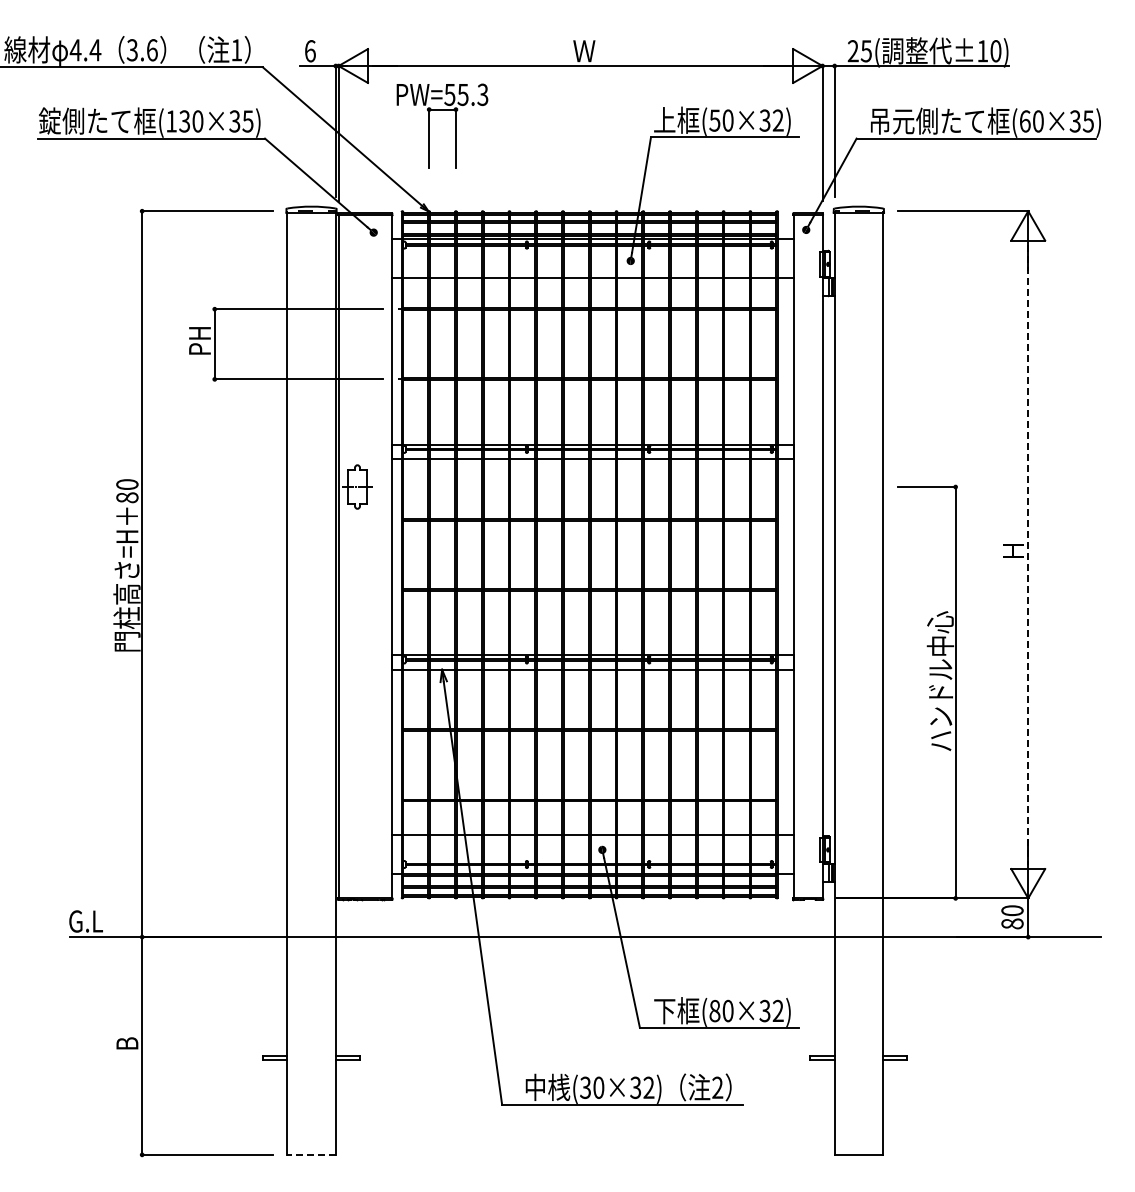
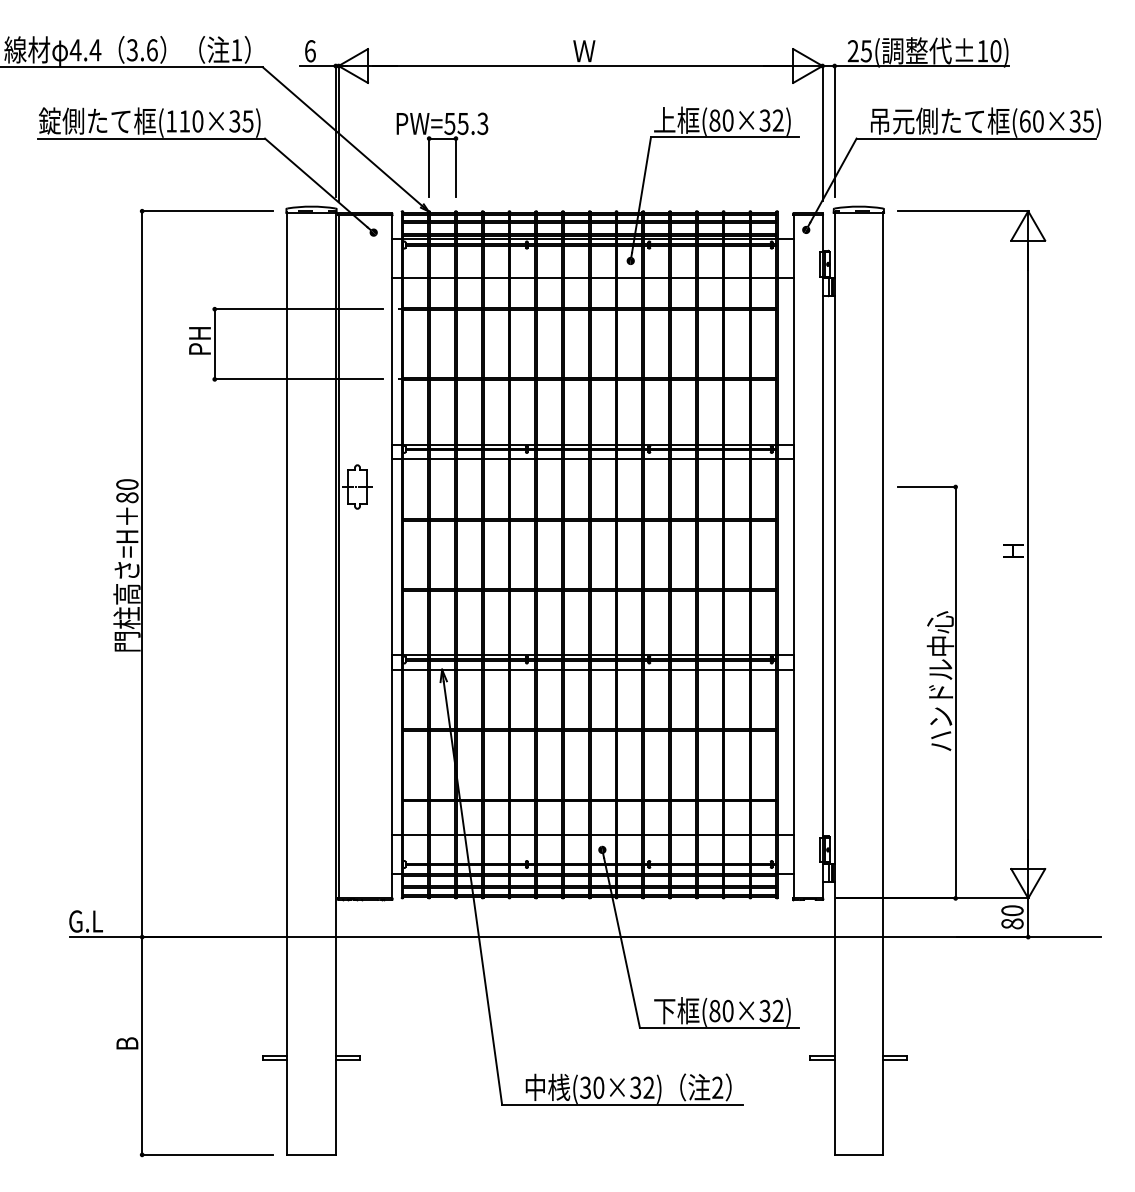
text: (50×32) -> (80×32) (714, 120)
text: (130×35) -> (110×35) (184, 121)
part position: (429, 125) -> (429, 154) (429, 154)
line: dashed -> solid (1028, 554)
line: dashed -> solid (311, 1154)
